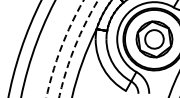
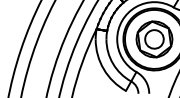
arc: dashed -> solid (61, 46)
arc: dashed -> solid (74, 47)
